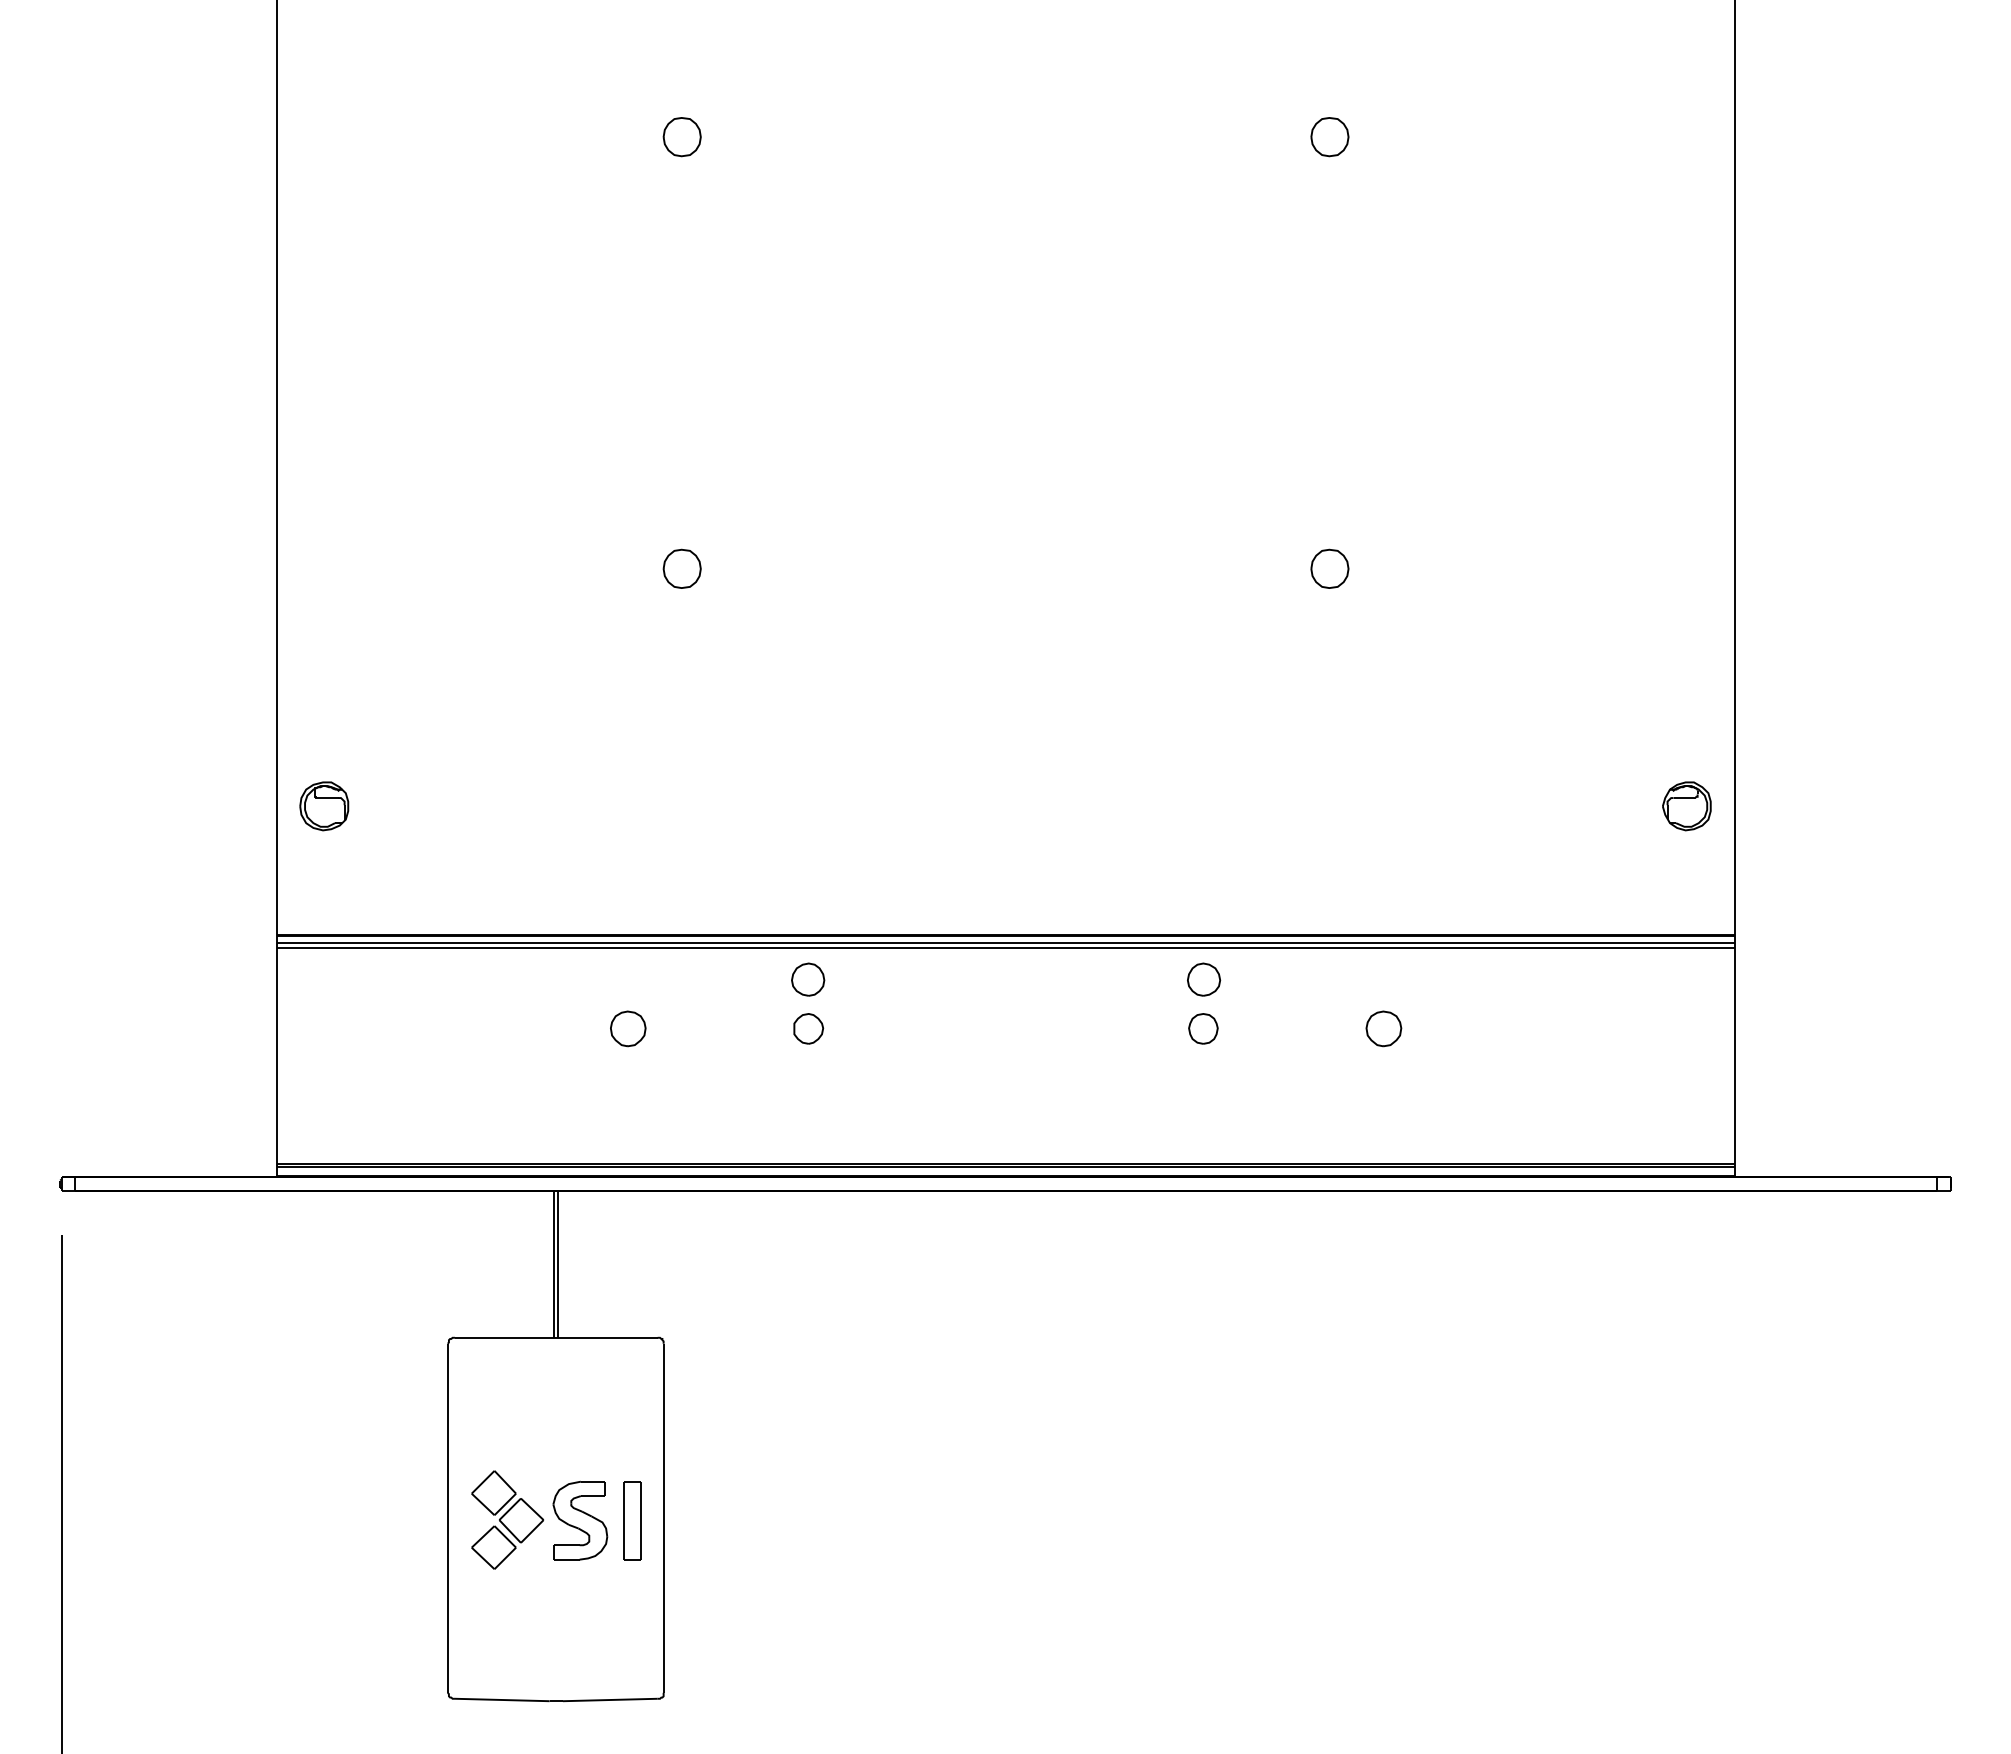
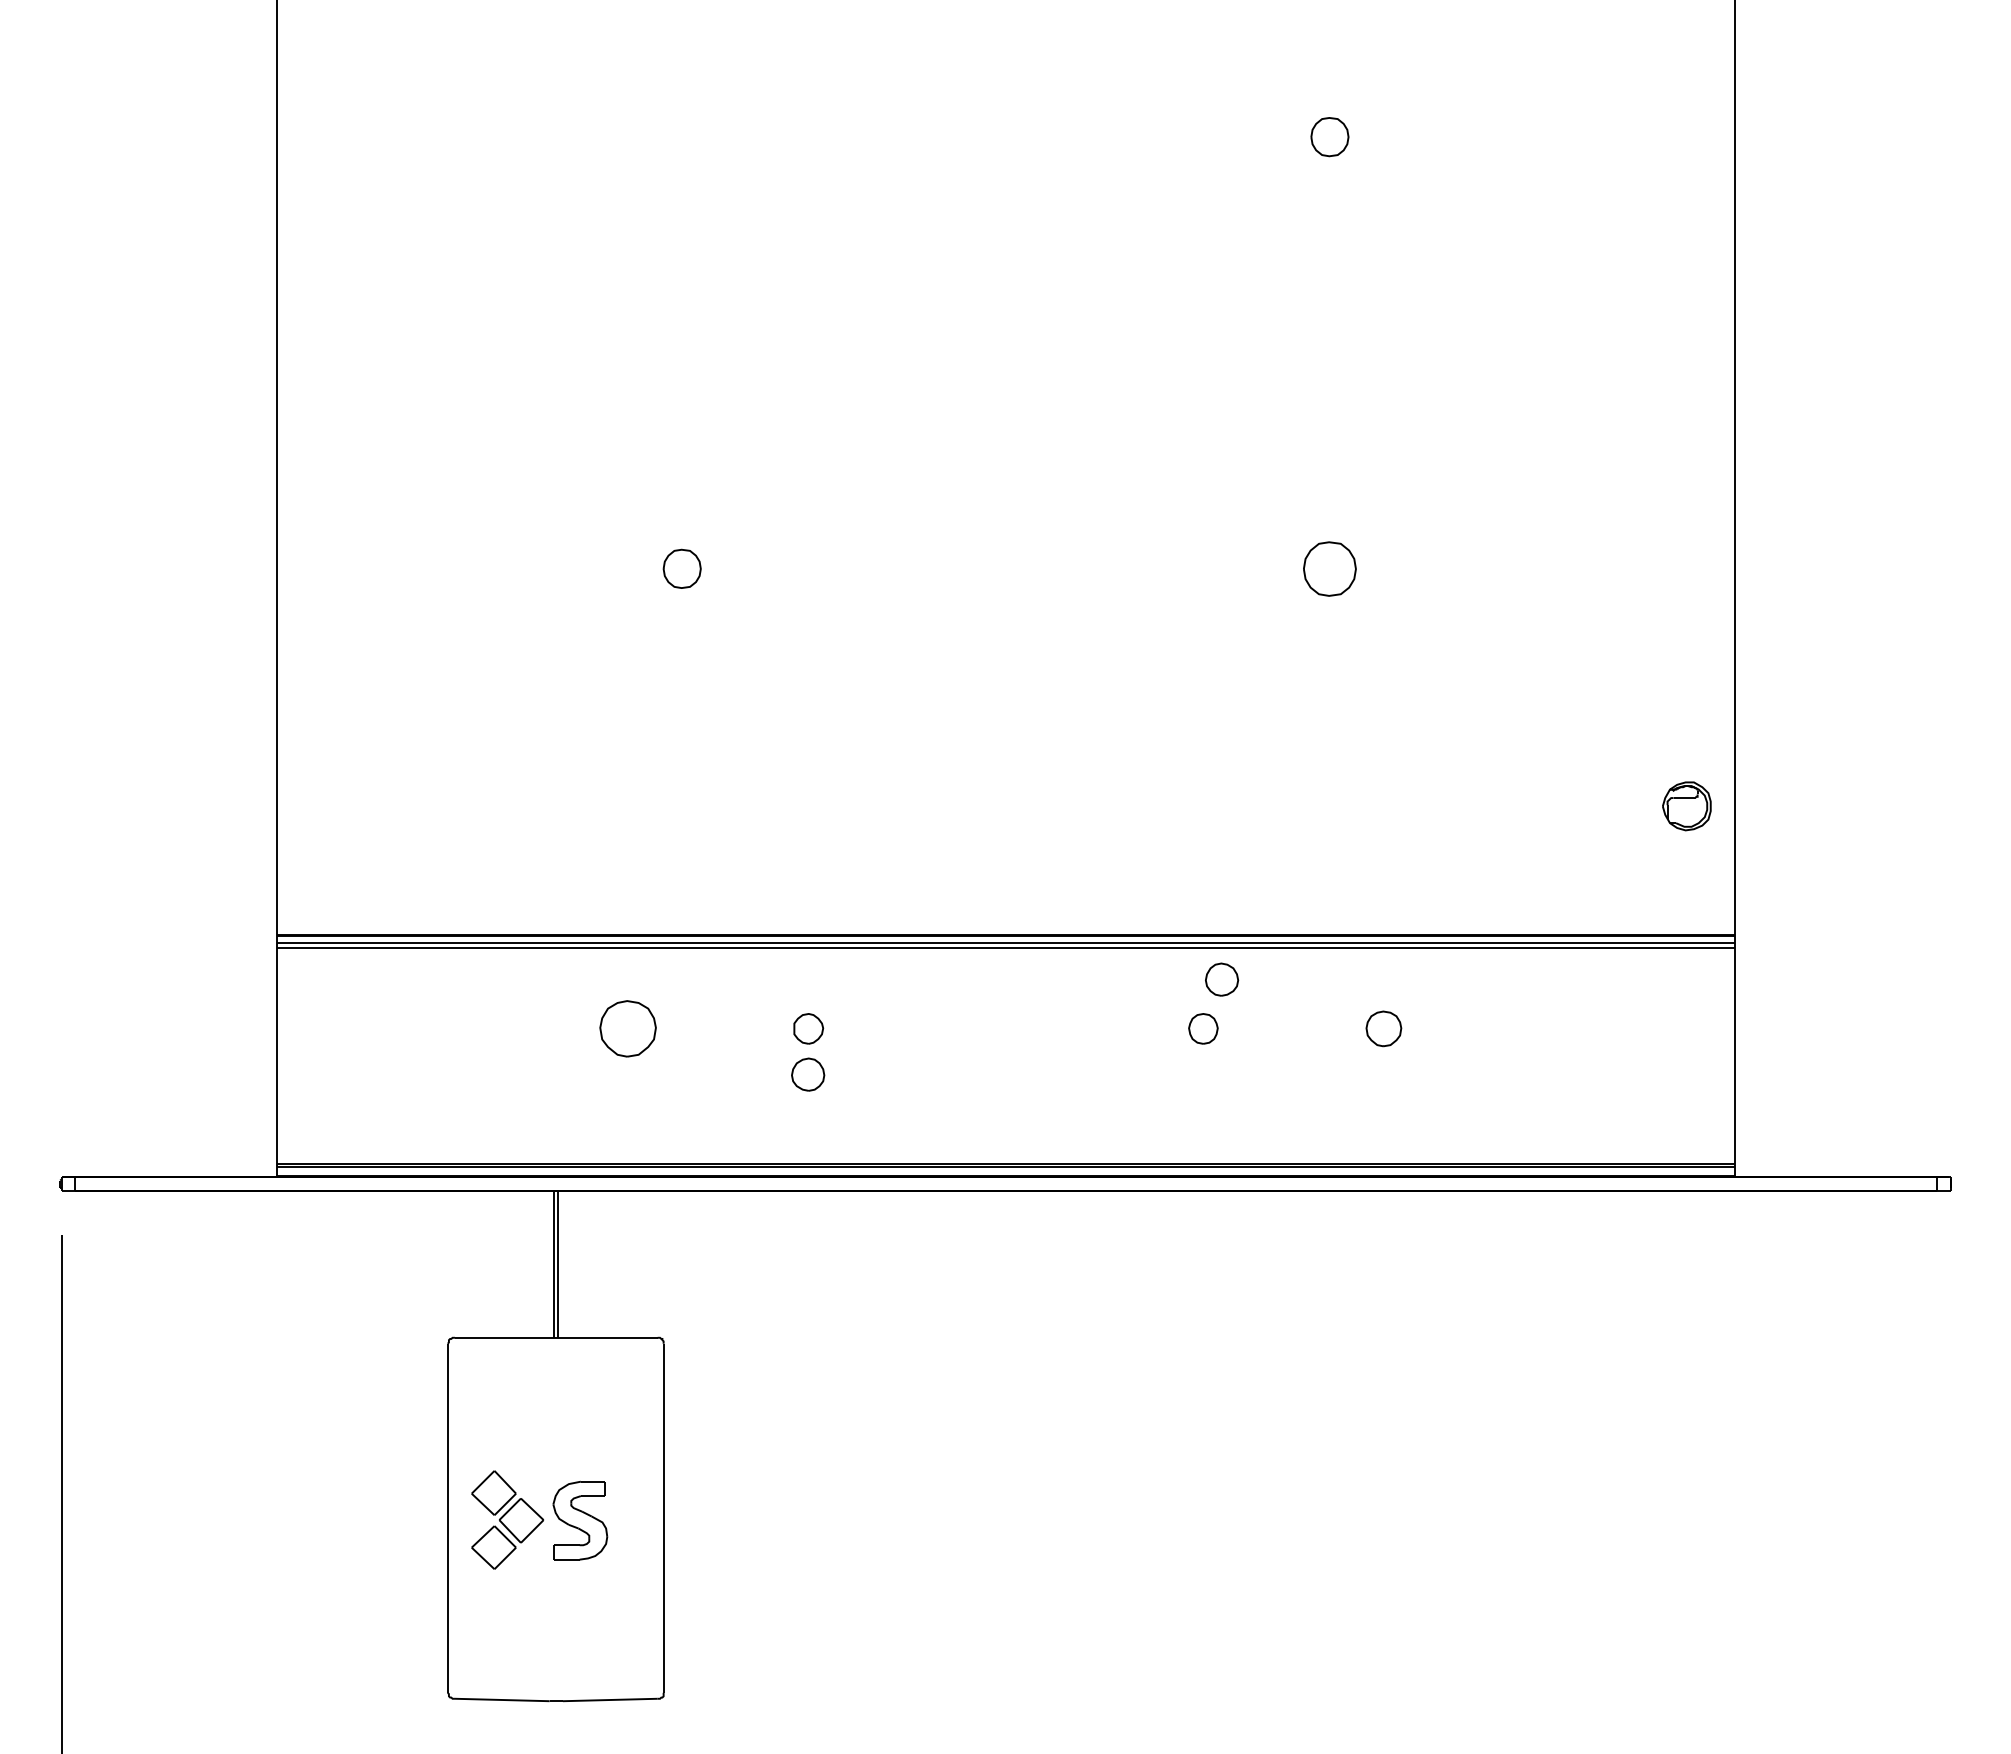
part: present -> none (681, 137)
part size: 40x41 px -> 54x56 px (1329, 568)
part: present -> none (324, 806)
part position: (808, 979) -> (808, 1074) (808, 1074)
part position: (1204, 979) -> (1222, 979) (1222, 979)
part size: 37x38 px -> 58x58 px (627, 1028)
part: present -> none (632, 1520)
